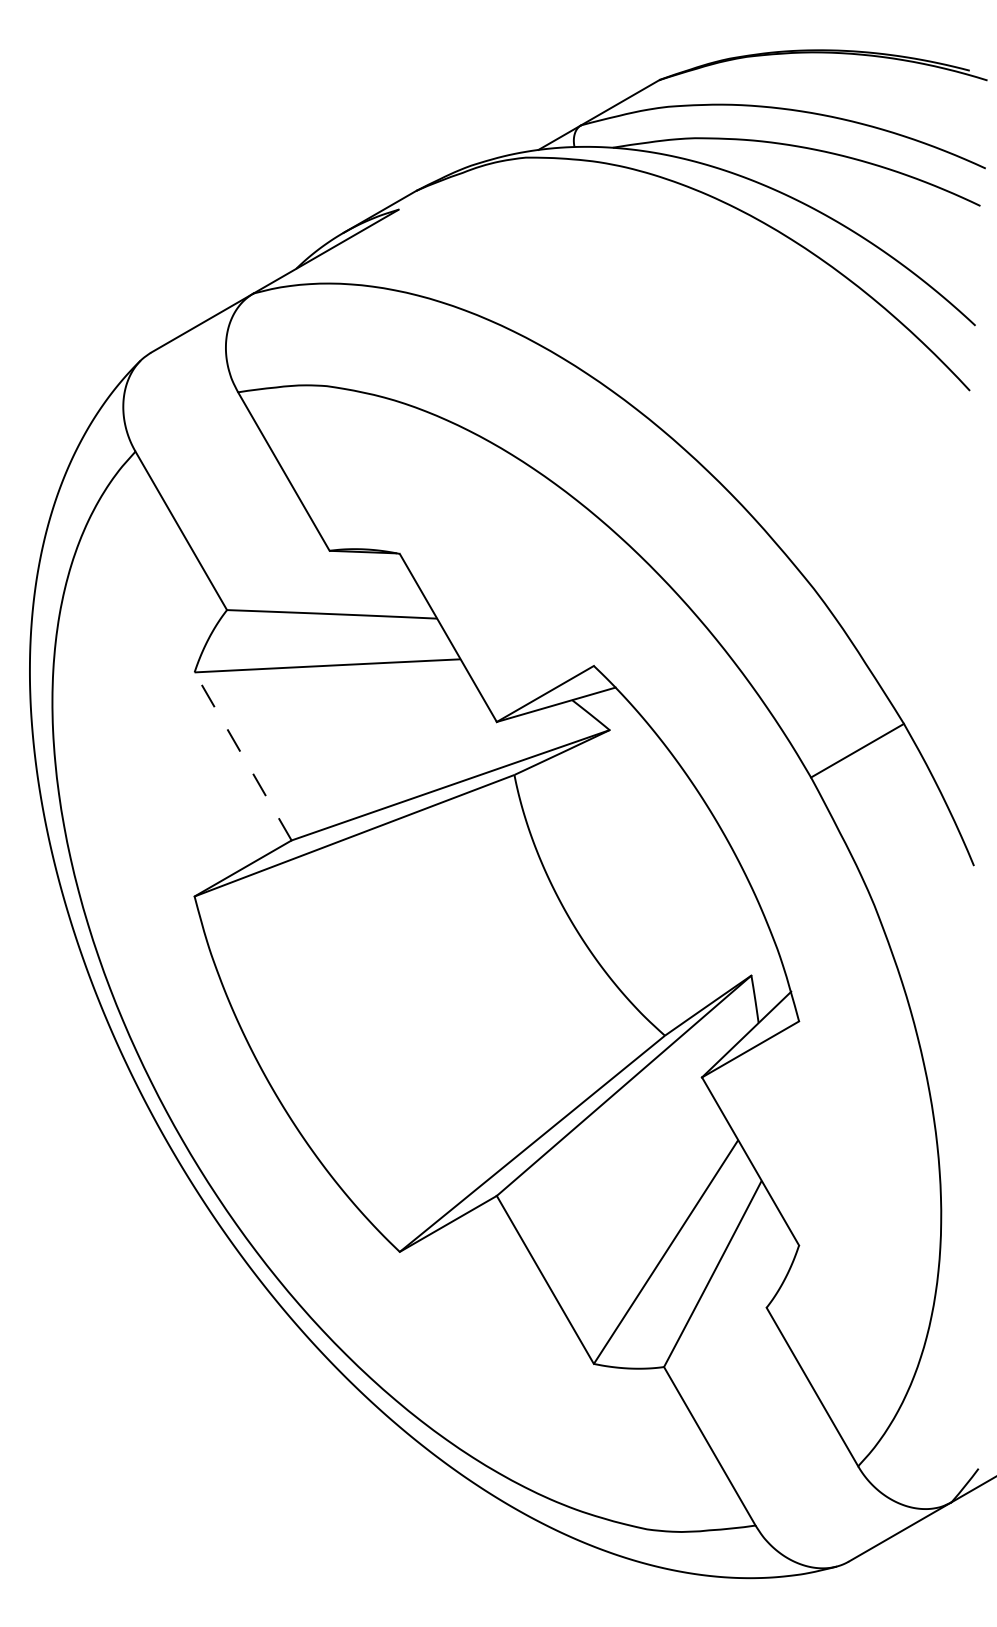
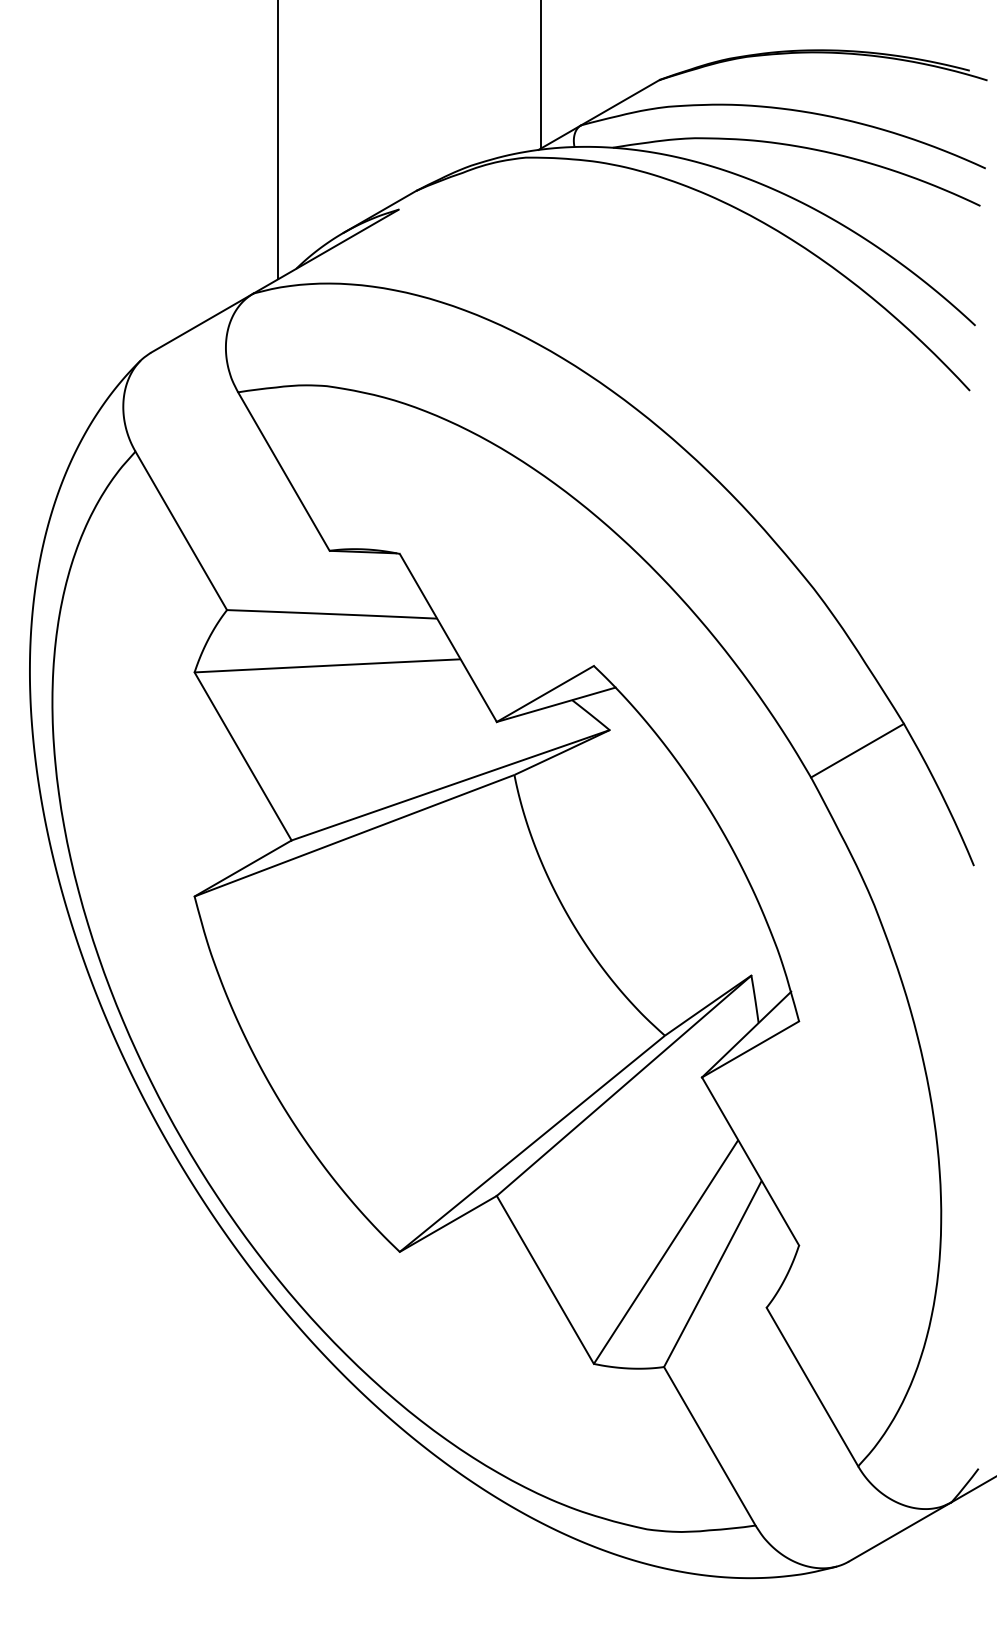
line: none -> present (540, 75)
line: none -> present (277, 140)
line: dashed -> solid (242, 756)
